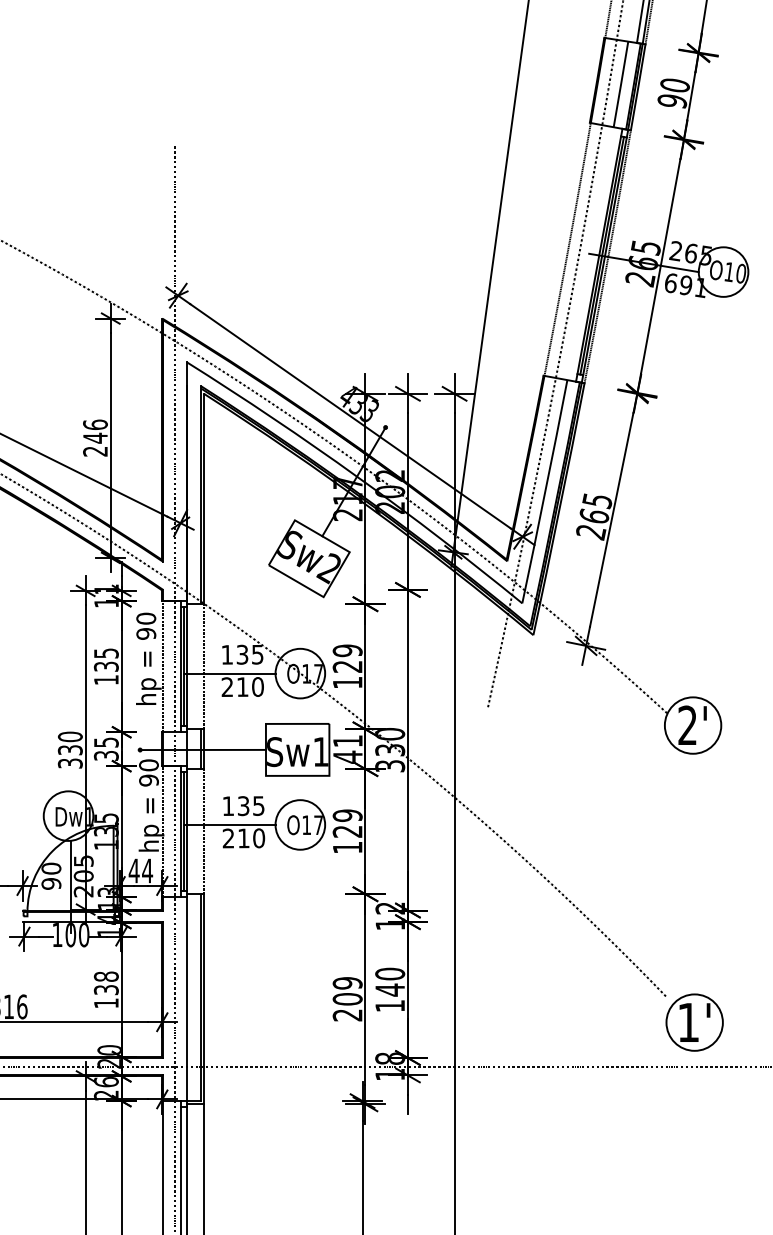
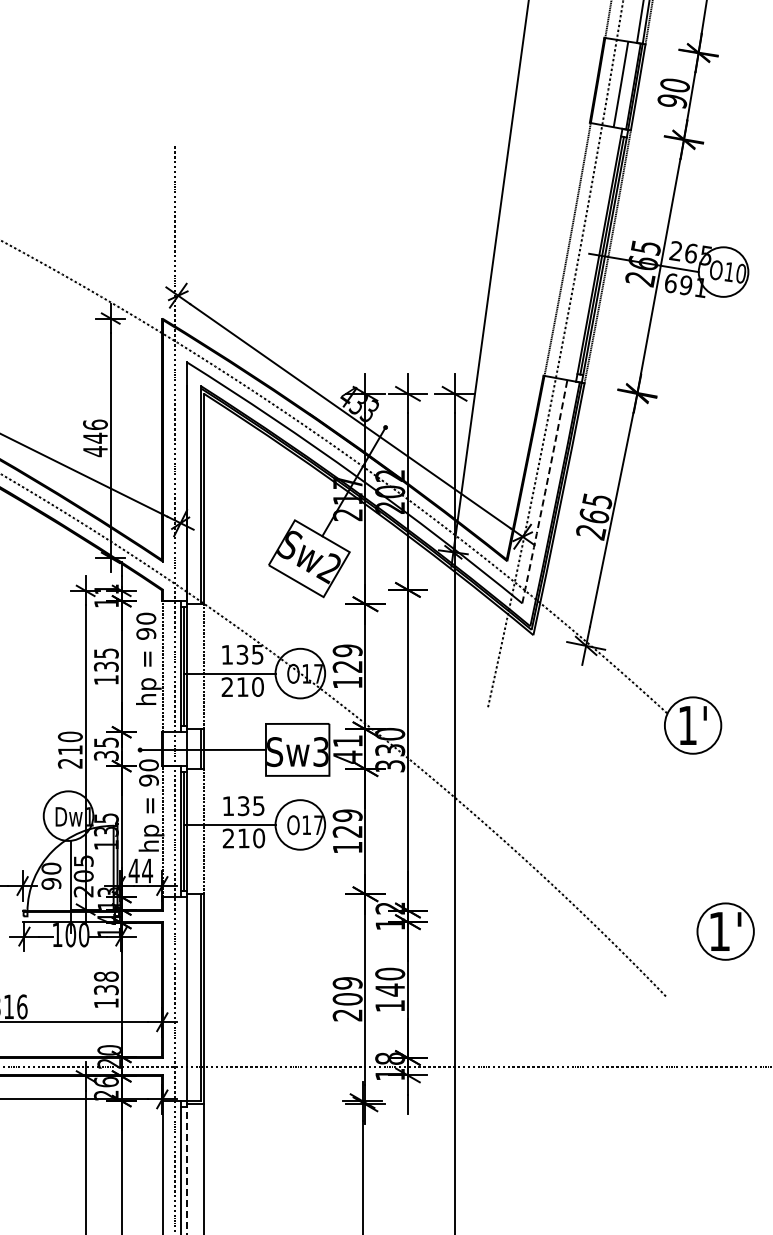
text: 246 -> 446 (95, 451)
arc: solid -> dashed (545, 491)
text: 2' -> 1' (687, 724)
text: Sw1 -> Sw3 (320, 751)
text: 330 -> 210 (69, 756)
part position: (694, 1022) -> (725, 931) (725, 931)
line: solid -> dashed (186, 1168)
